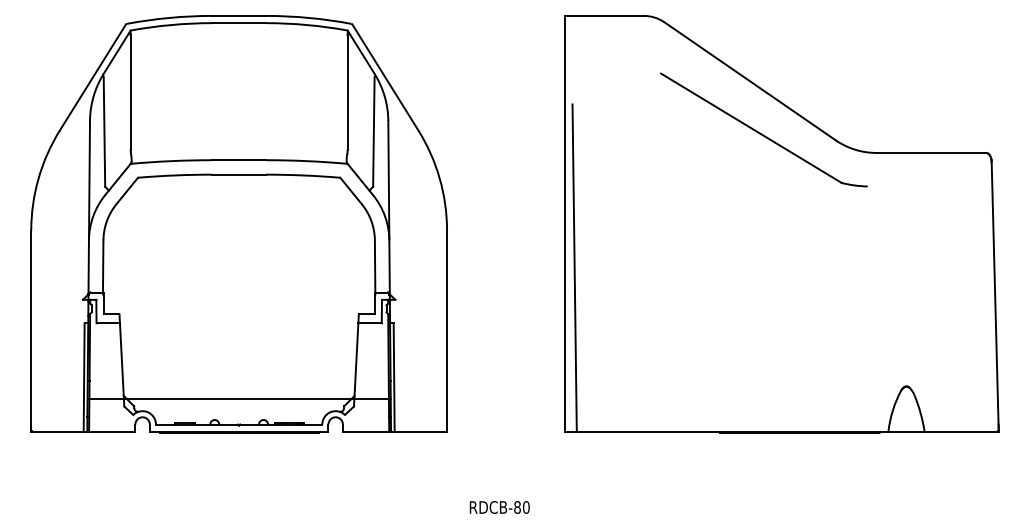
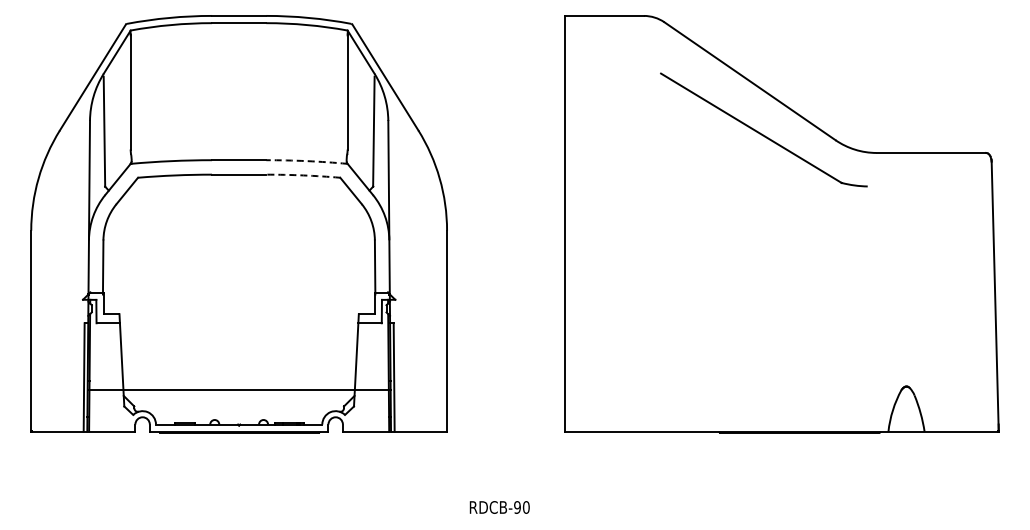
arc: solid -> dashed (307, 161)
arc: solid -> dashed (303, 175)
line: present -> none (574, 267)
line position: (238, 398) -> (238, 389) (238, 389)
text: RDCB-80 -> RDCB-90 (517, 507)
